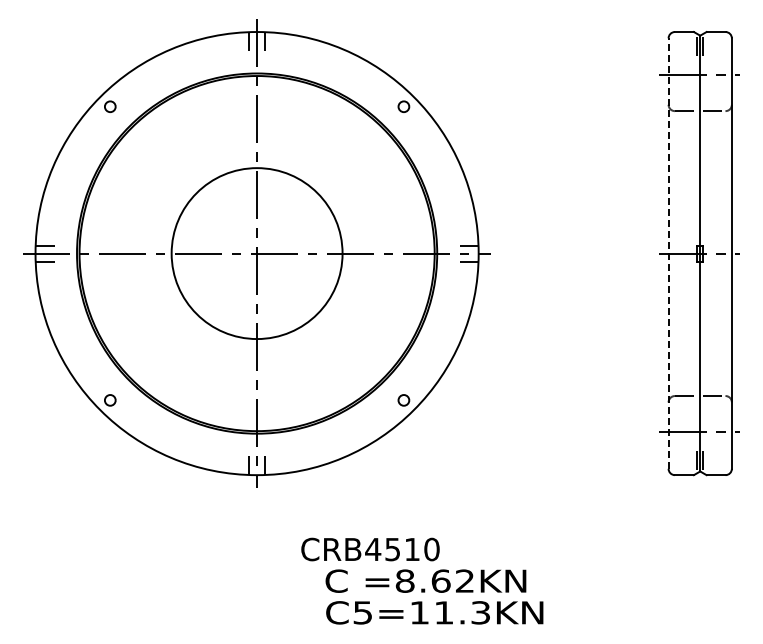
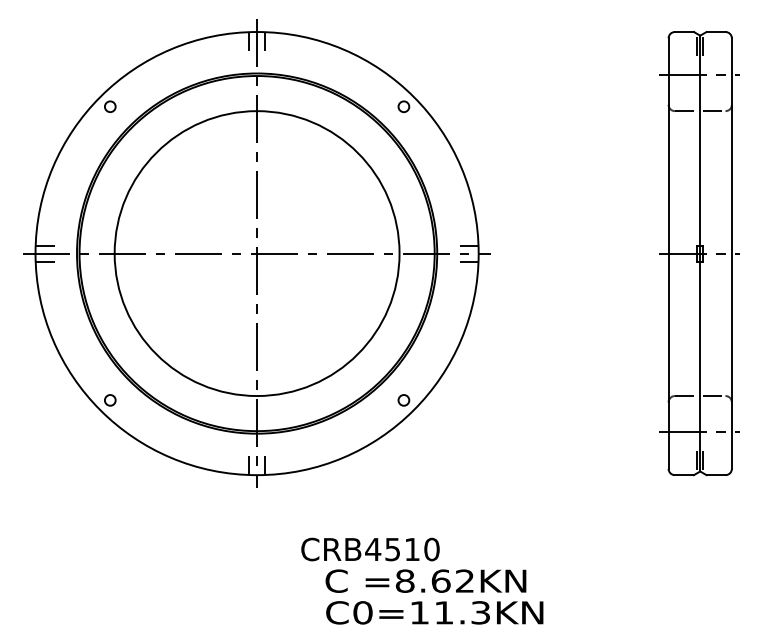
circle diameter: 171 px -> 285 px (256, 253)
line: dashed -> solid (668, 253)
text: C5=11.3KN -> C0=11.3KN (362, 612)
